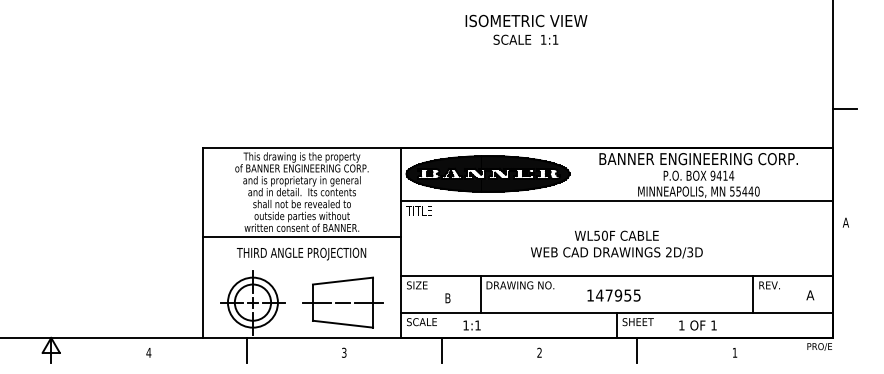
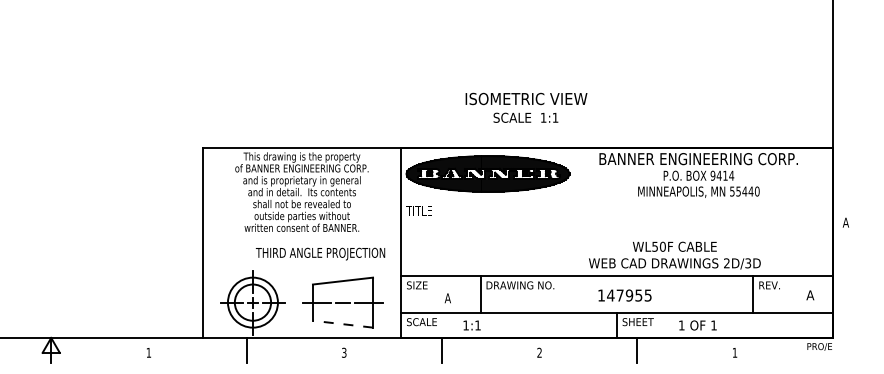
text position: (526, 29) -> (526, 107) (526, 107)
line: present -> none (844, 108)
line: present -> none (616, 201)
line: present -> none (301, 236)
text position: (616, 244) -> (674, 255) (674, 255)
text position: (301, 253) -> (320, 253) (320, 253)
text position: (613, 295) -> (624, 295) (624, 295)
text: B -> A (447, 298)
line: solid -> dashed (342, 324)
text: 4 -> 1 (148, 352)
